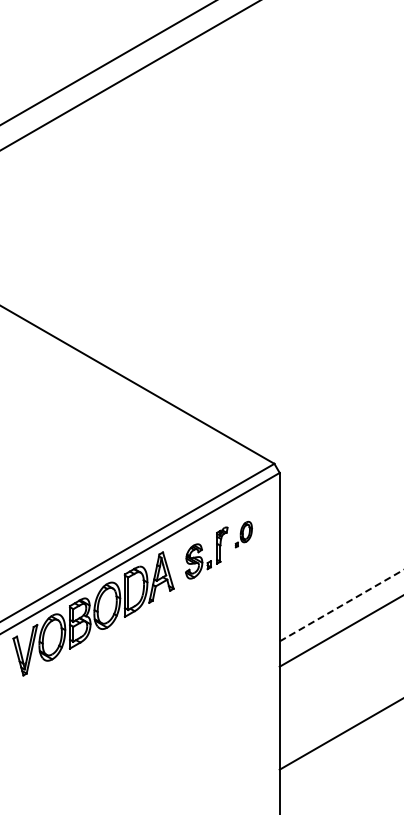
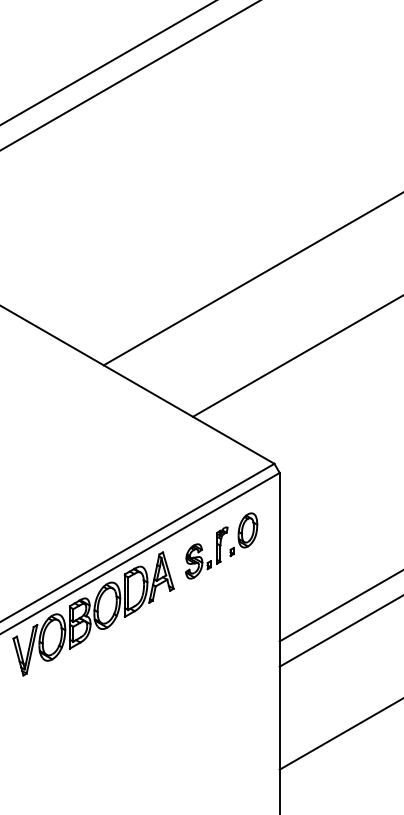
line: none -> present (251, 279)
line: none -> present (296, 356)
part size: 19x29 px -> 30x45 px (243, 534)
line: dashed -> solid (342, 605)
